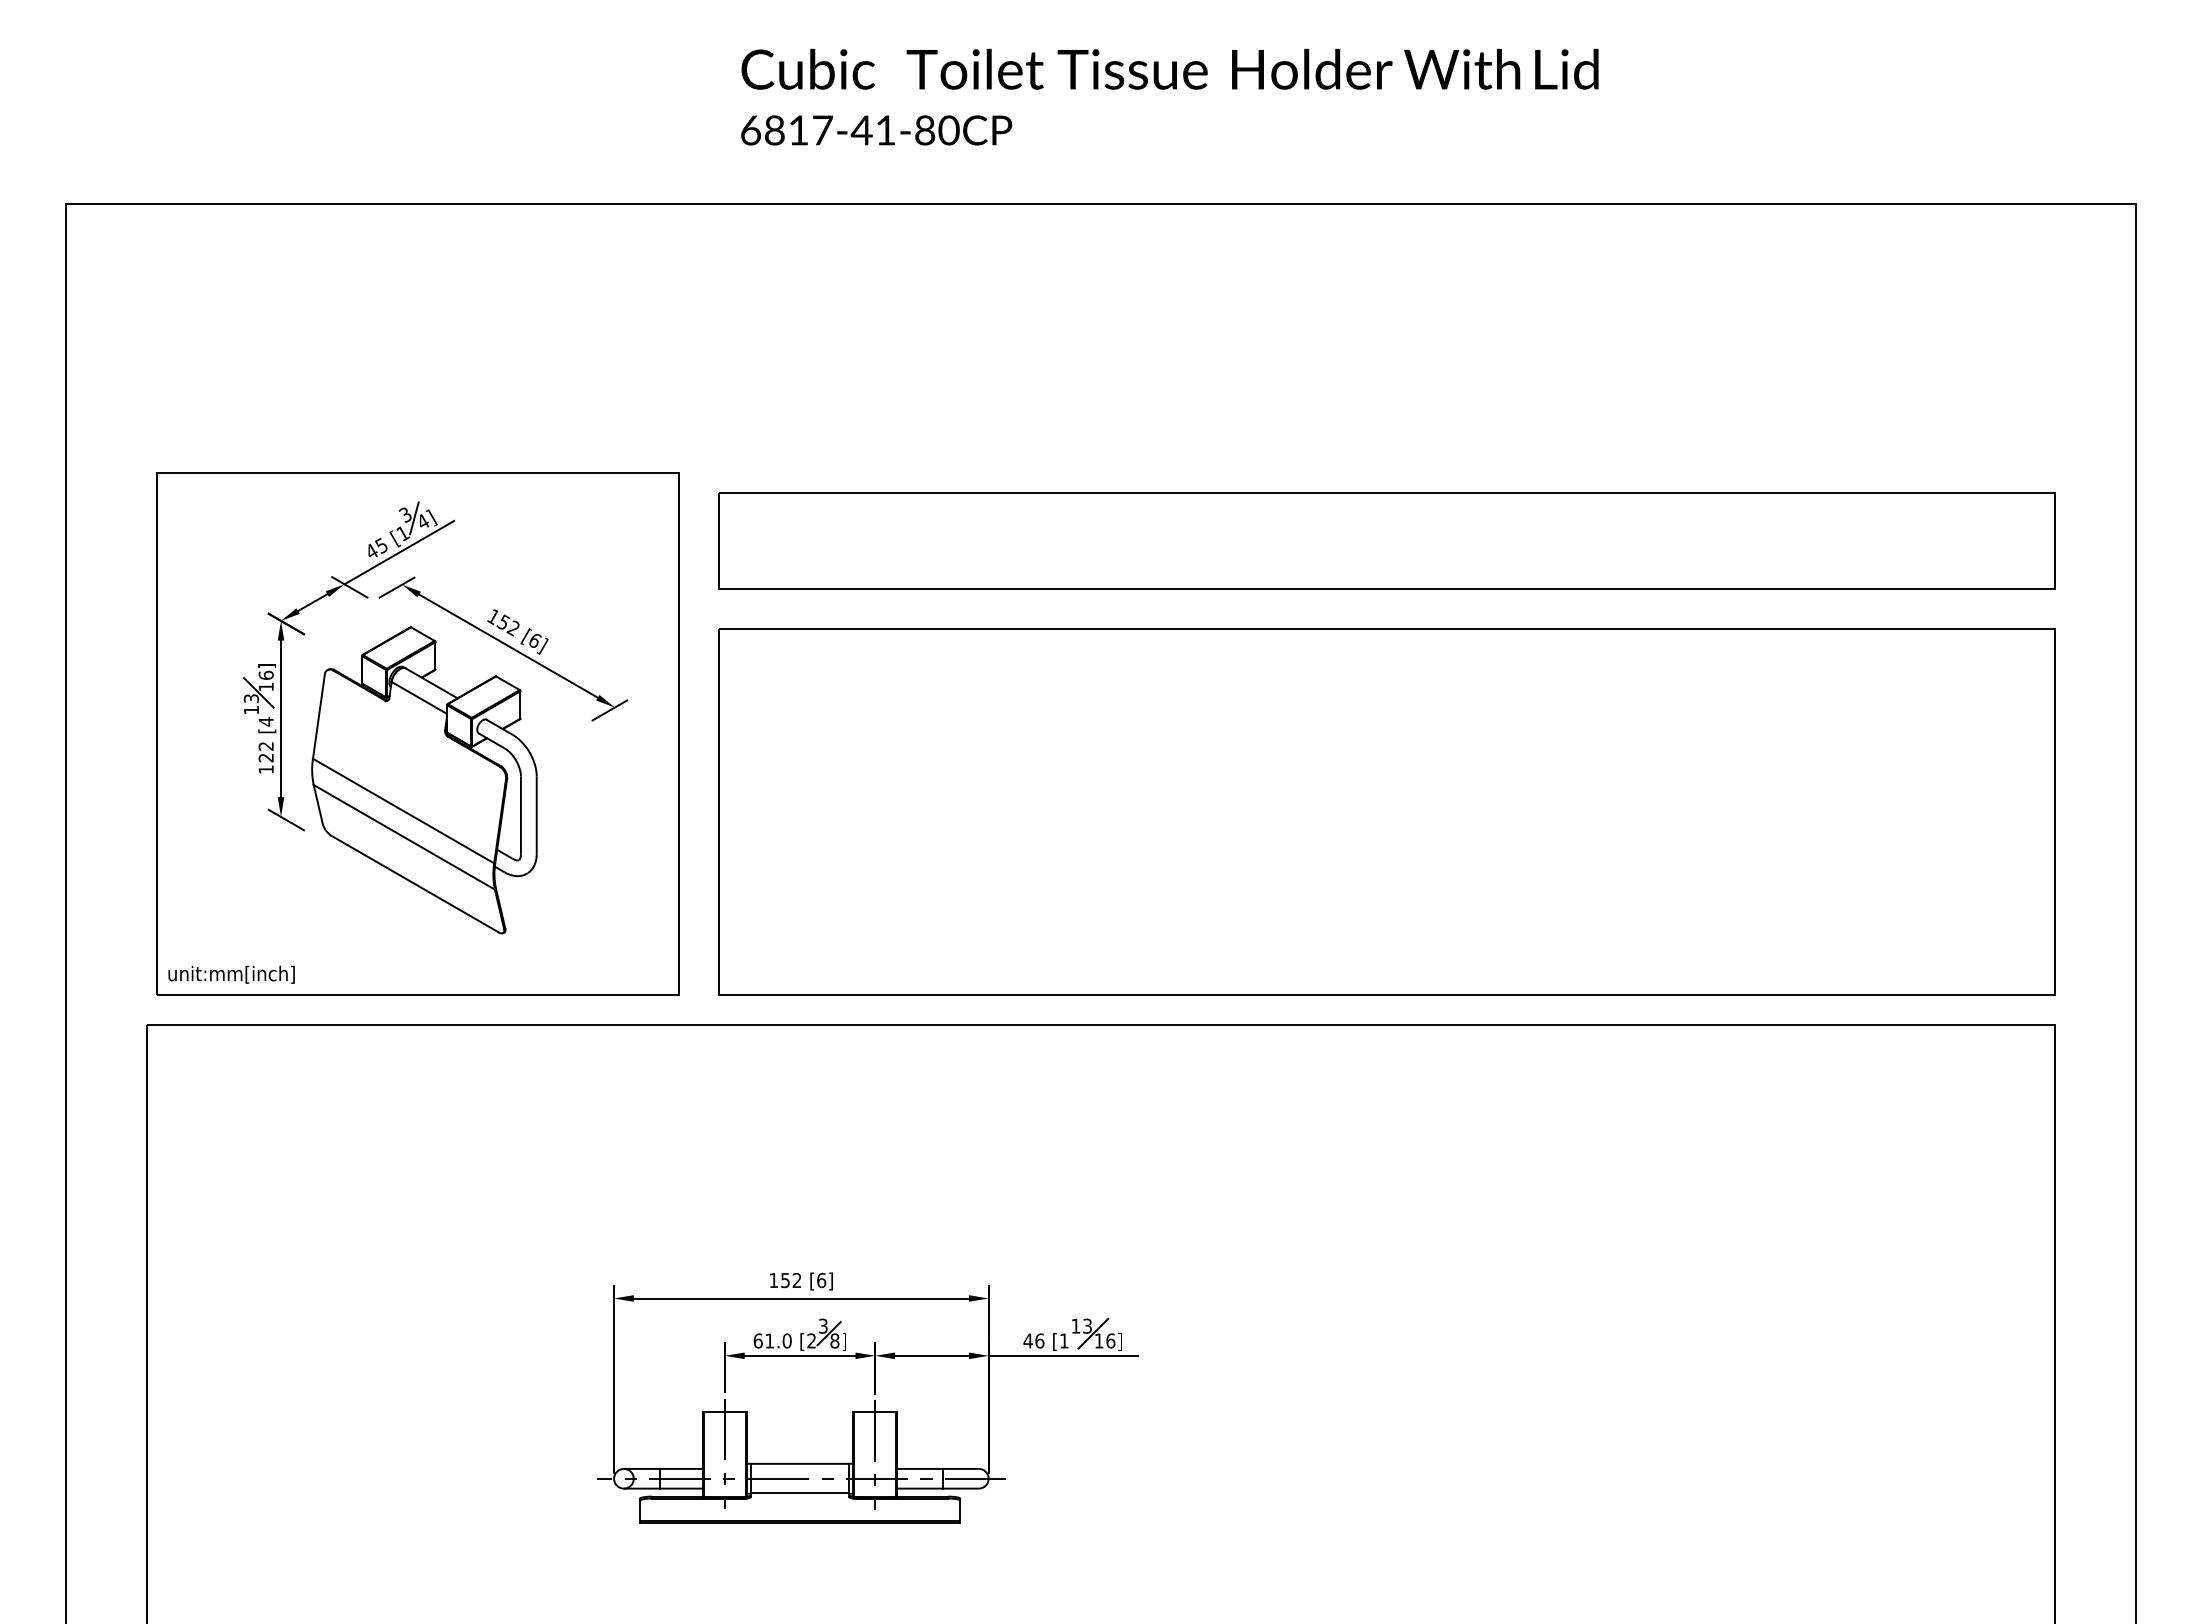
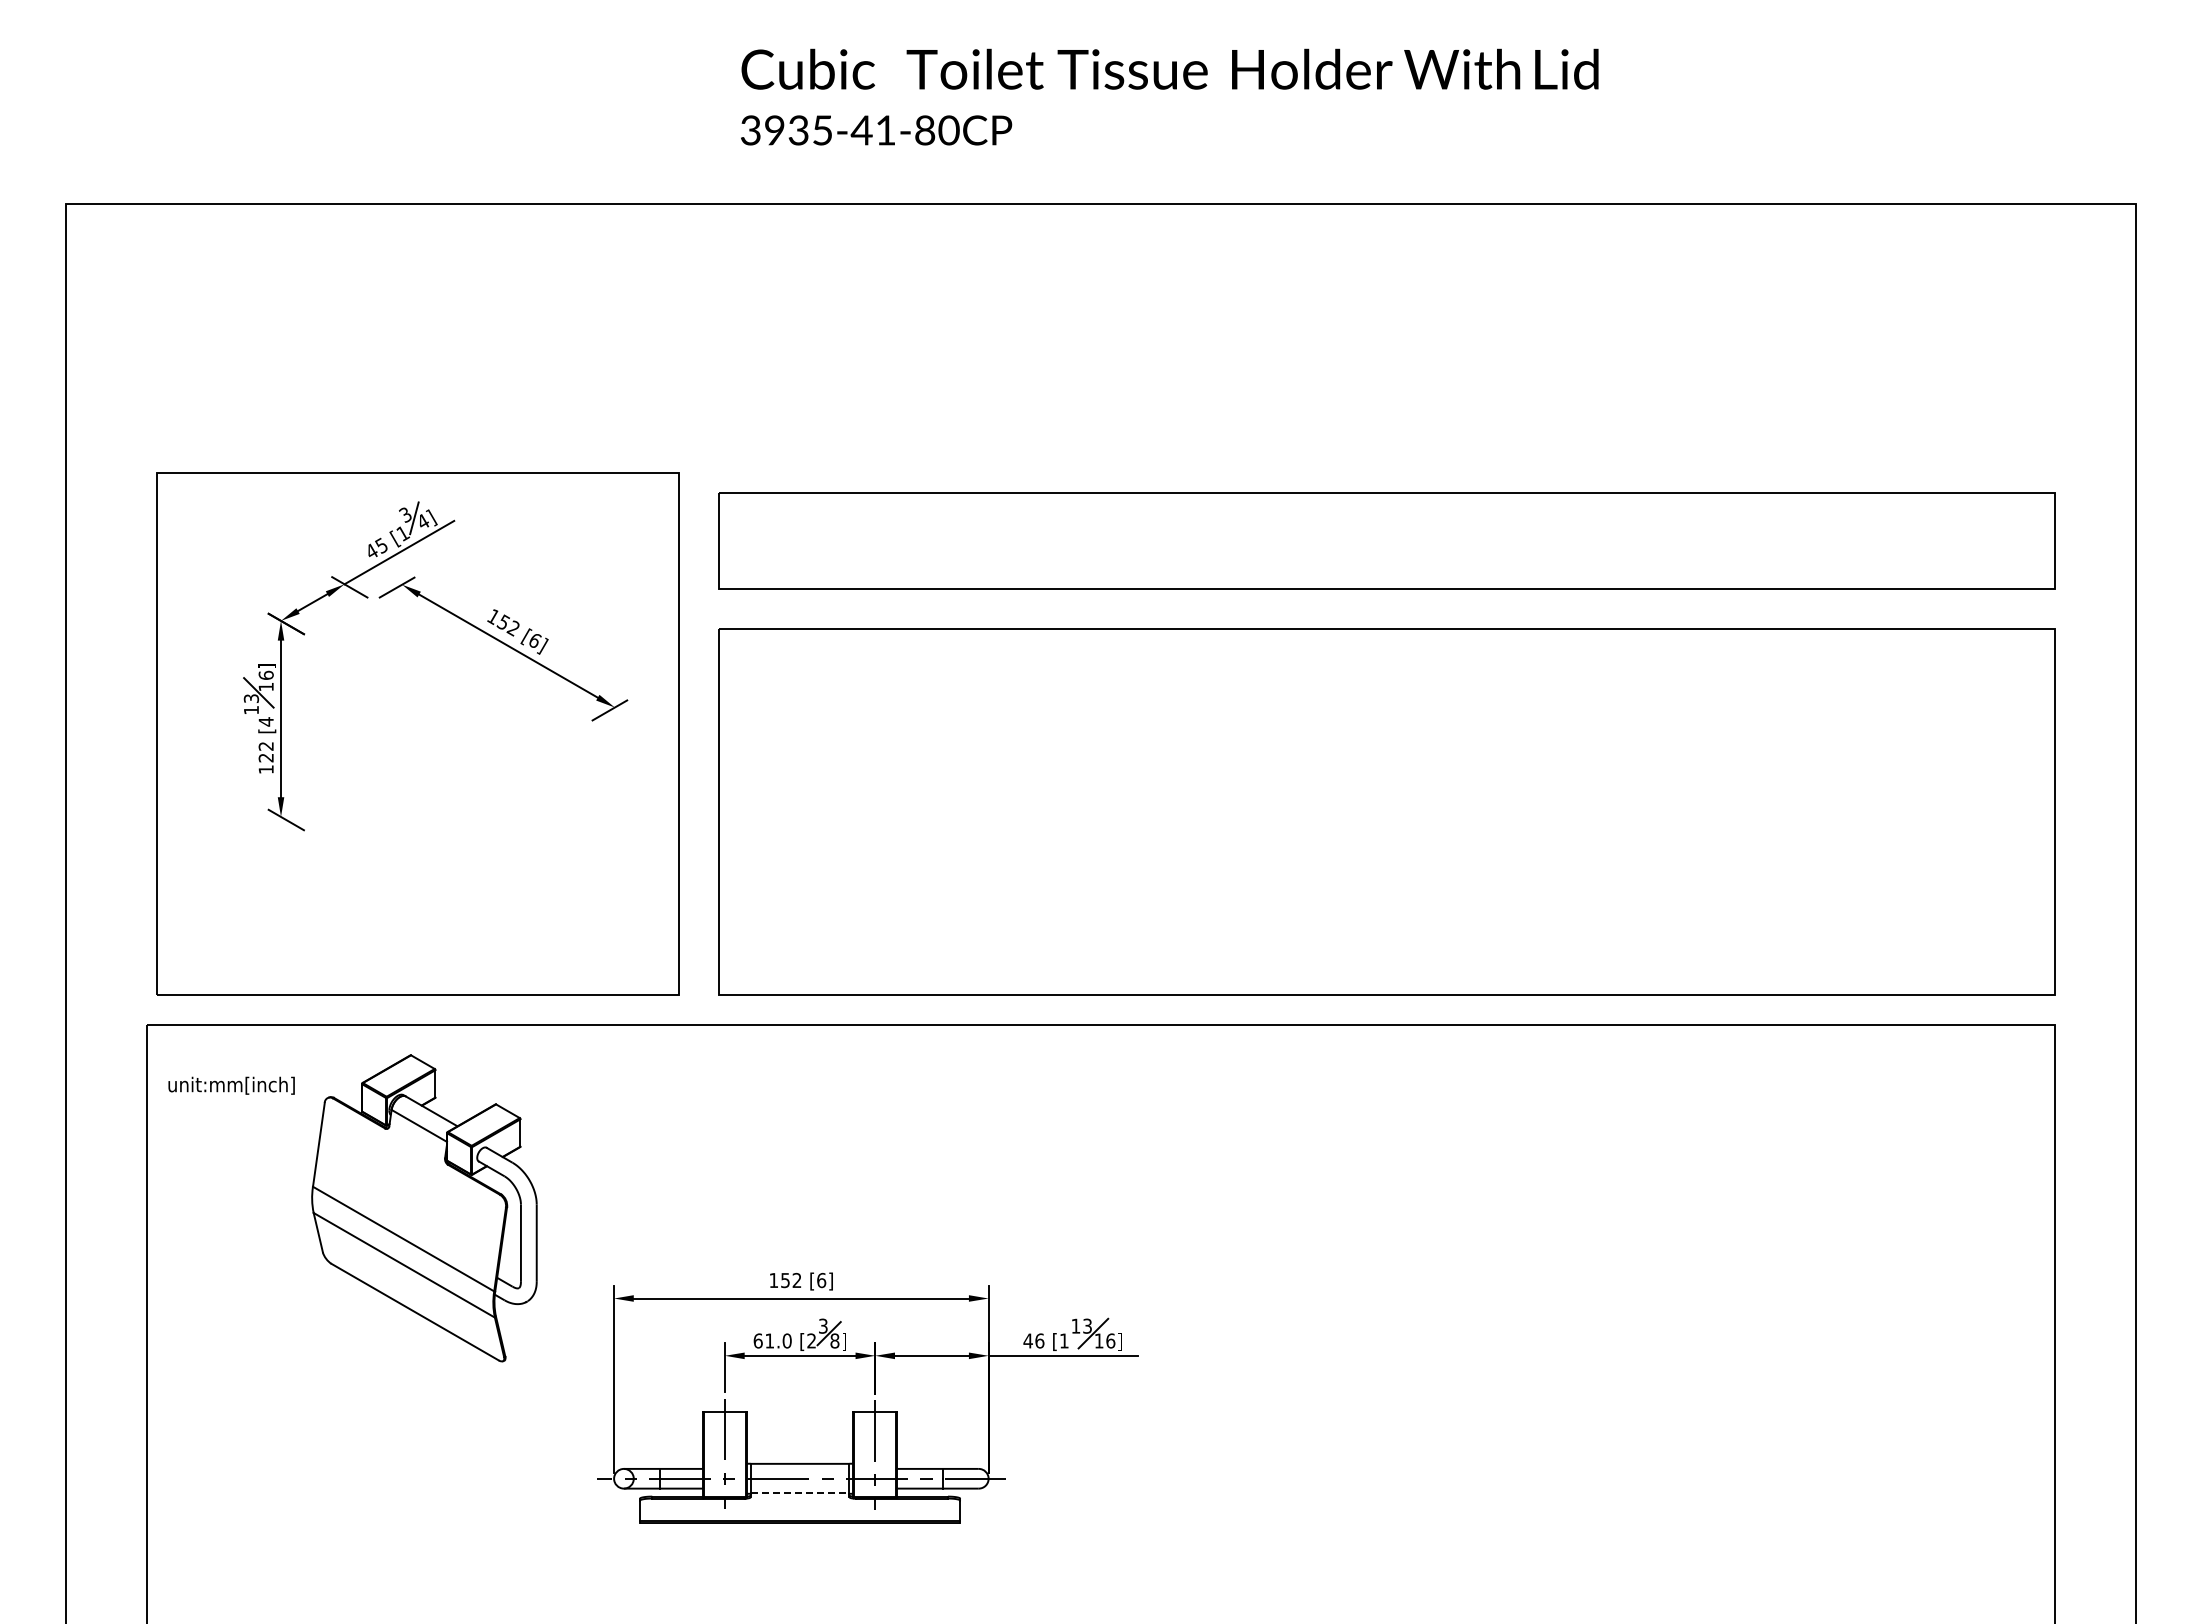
text: 6817-41-80CP -> 3935-41-80CP (786, 130)
part position: (424, 780) -> (424, 1208) (424, 1208)
text position: (231, 974) -> (231, 1085) (231, 1085)
line: solid -> dashed (800, 1493)
